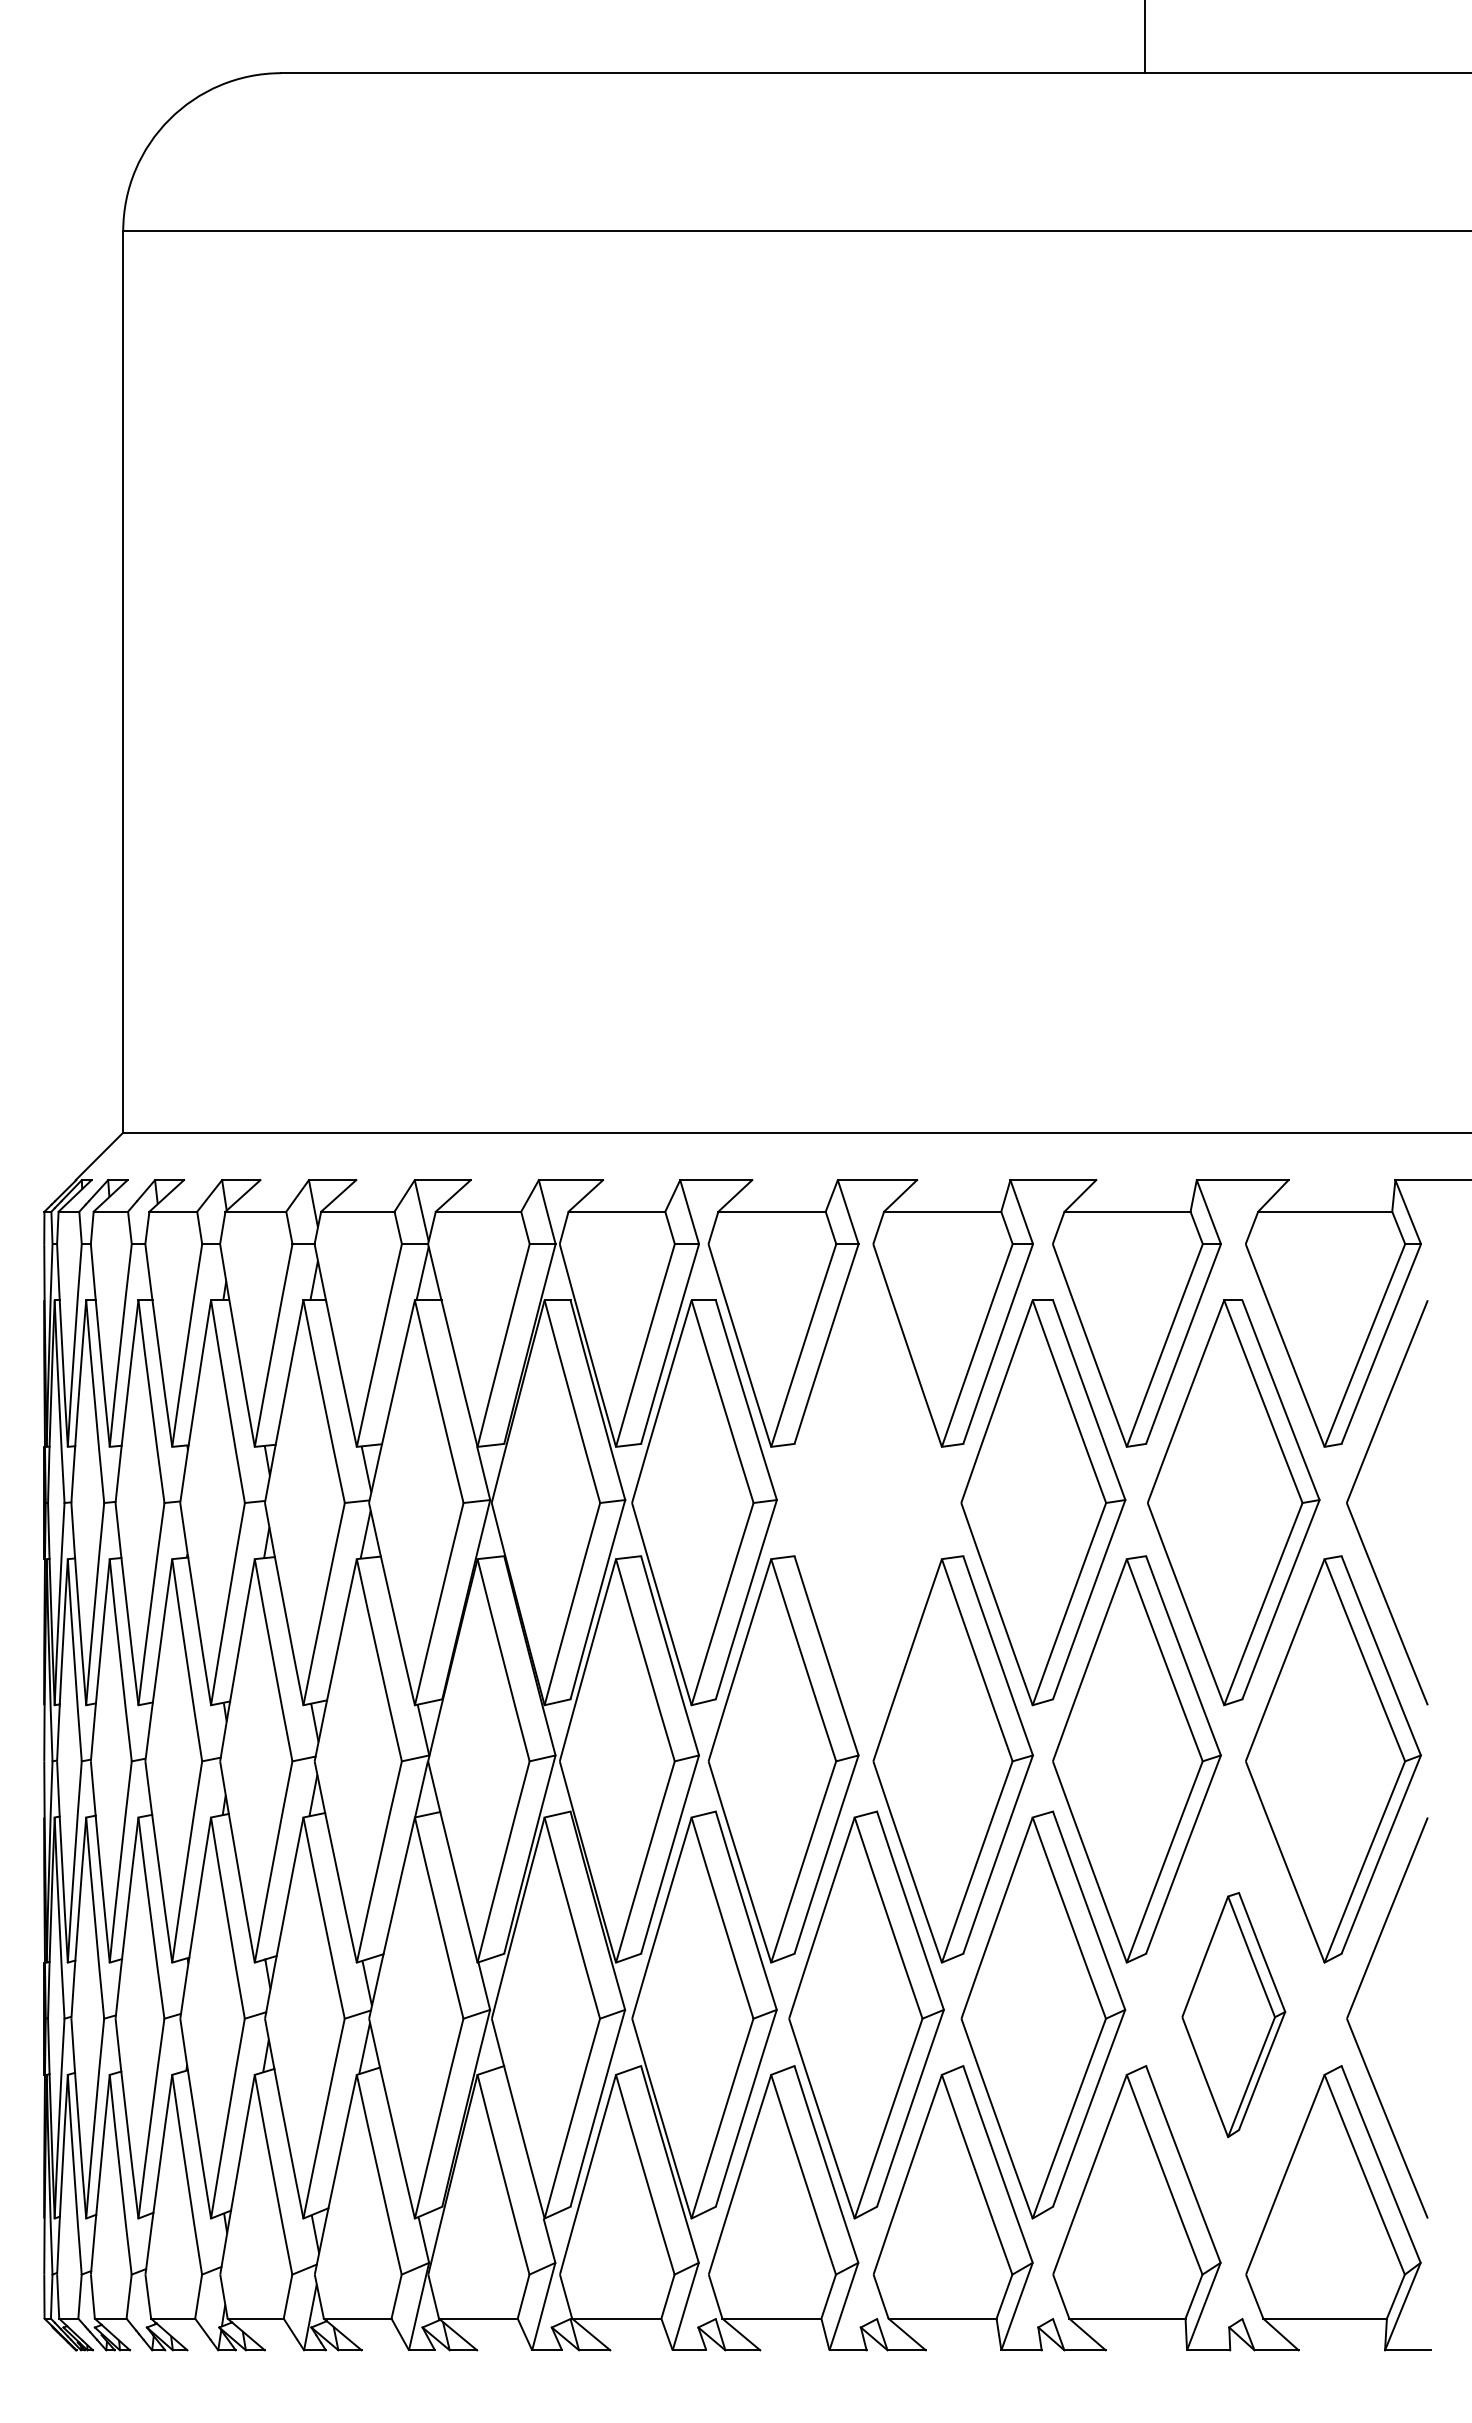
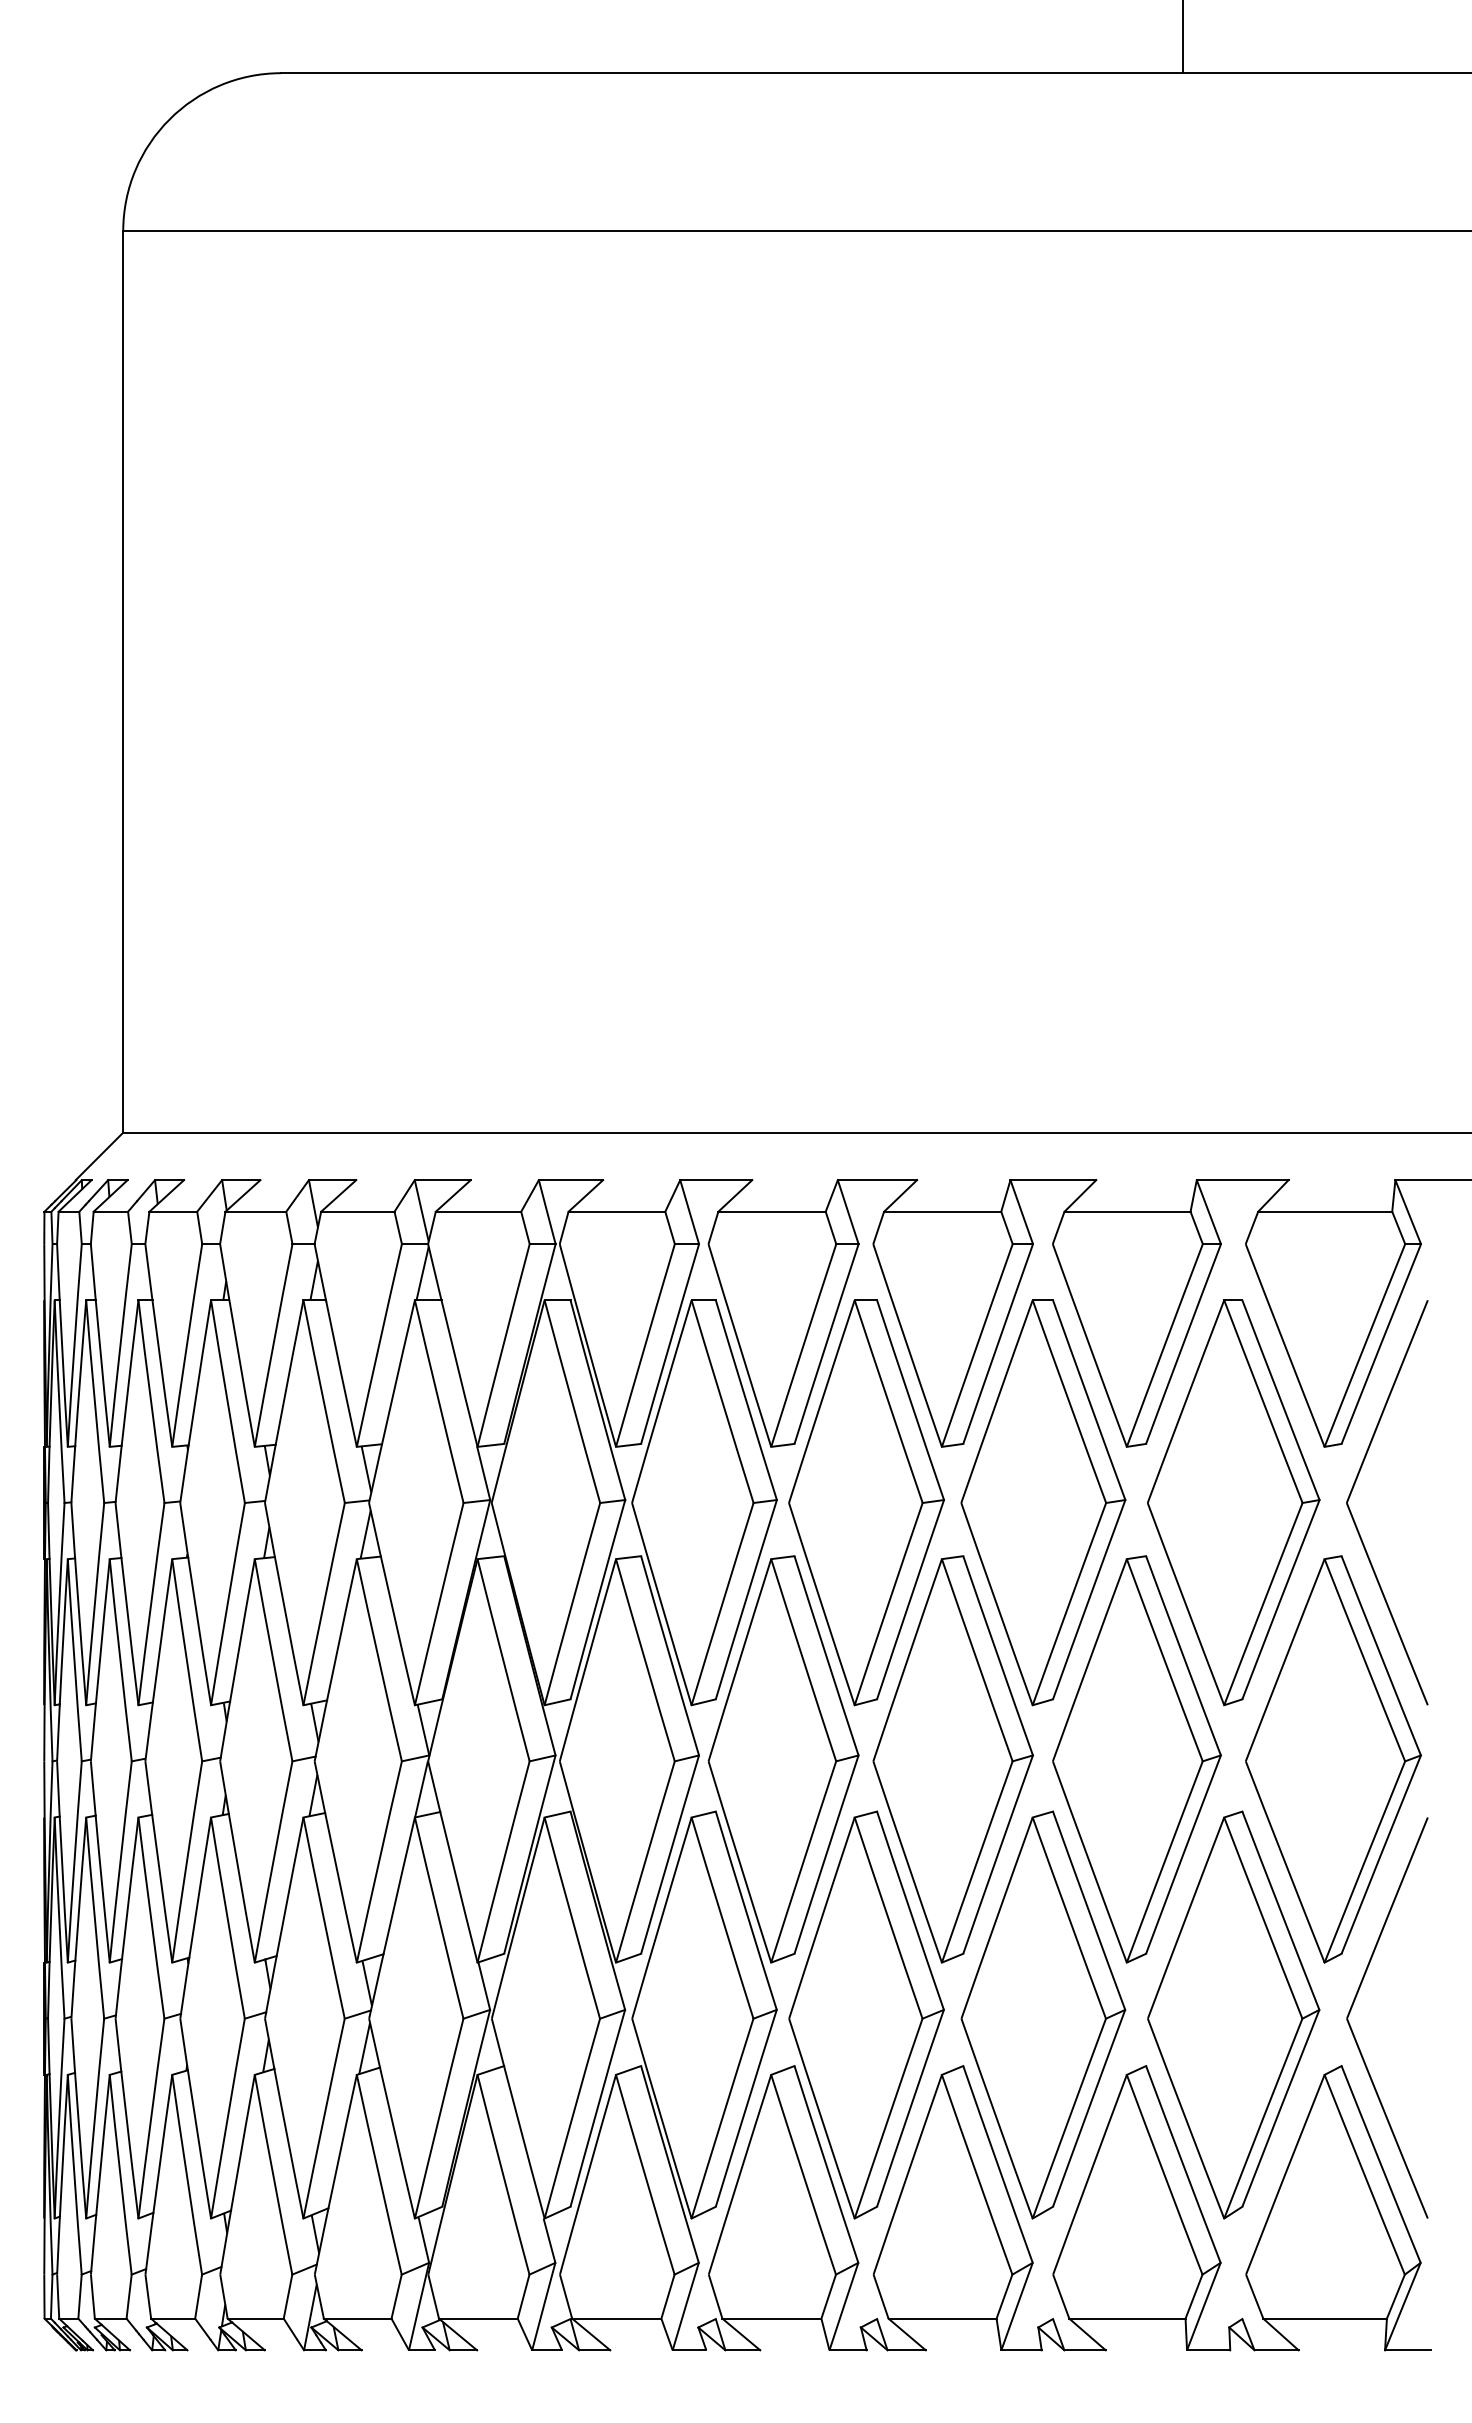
line position: (1144, 37) -> (1182, 37) (1182, 37)
part: none -> present (866, 1502)
part size: 106x247 px -> 174x410 px (1233, 2014)
